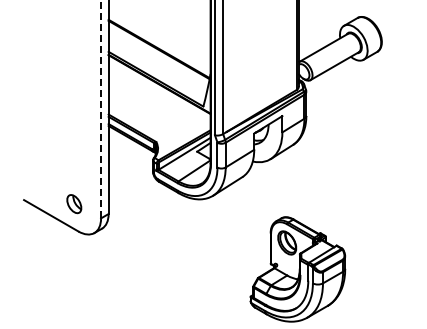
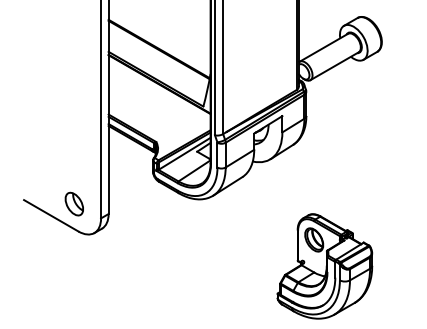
line: dashed -> solid (101, 108)
part size: 17x21 px -> 20x26 px (73, 203)
part position: (297, 269) -> (324, 266) (324, 266)
